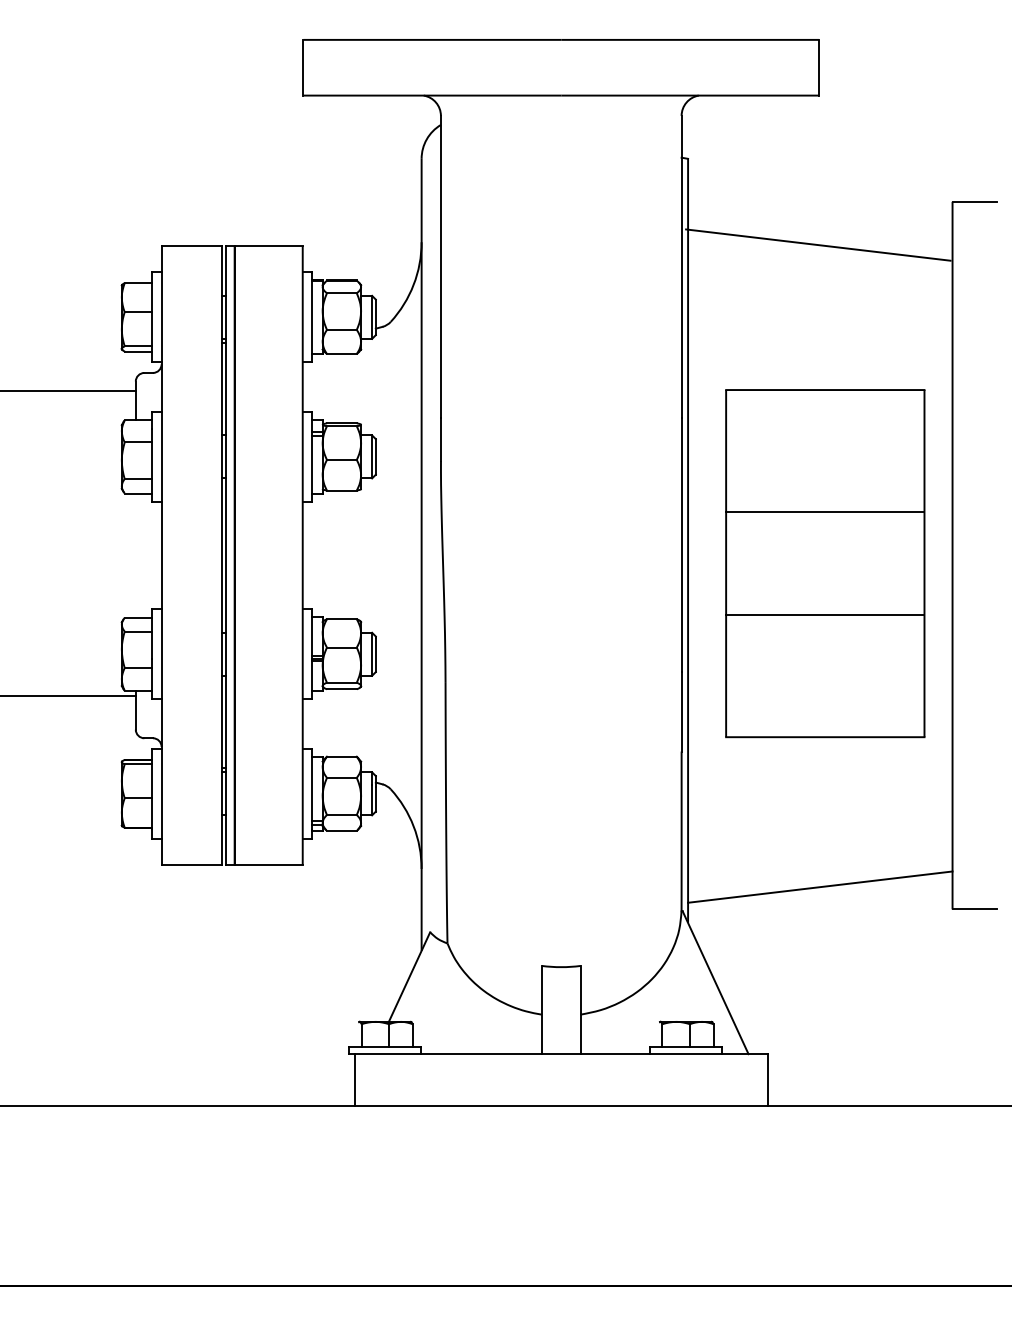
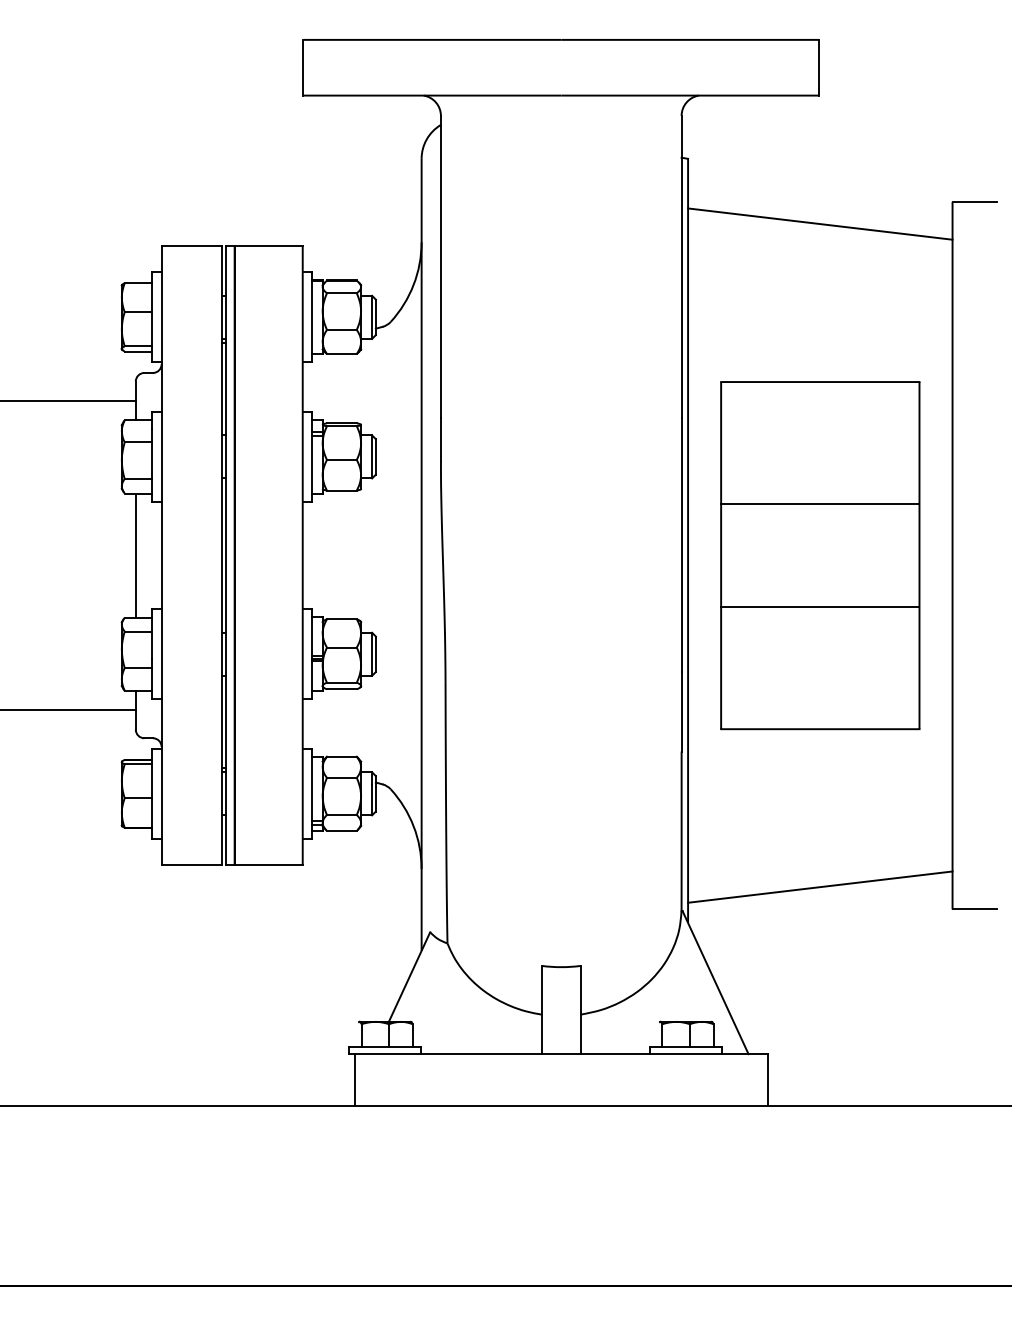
line position: (818, 244) -> (820, 223) (820, 223)
line position: (68, 390) -> (68, 400) (68, 400)
line: none -> present (135, 555)
part position: (825, 563) -> (820, 555) (820, 555)
line position: (68, 696) -> (68, 710) (68, 710)
